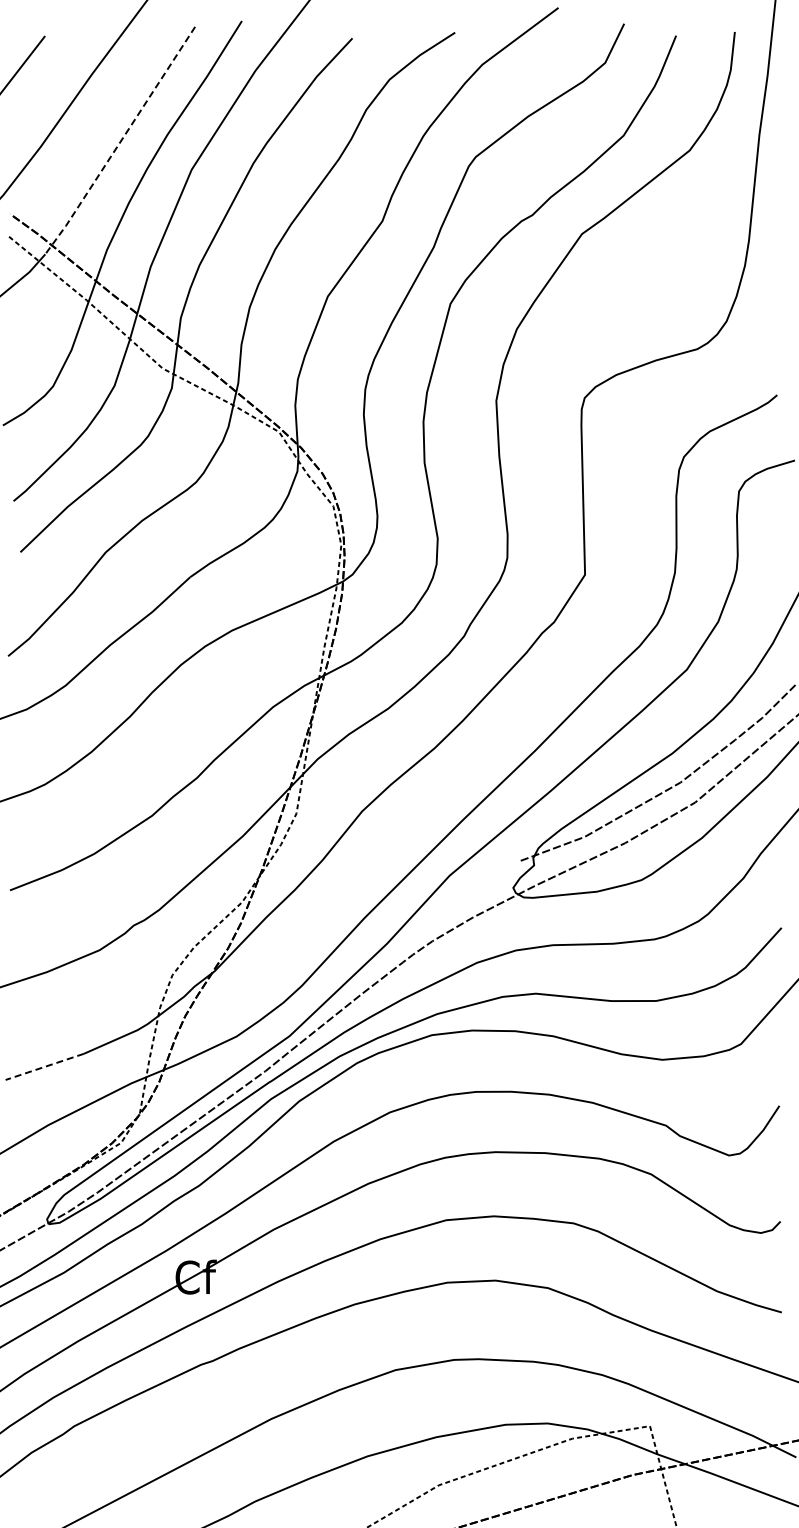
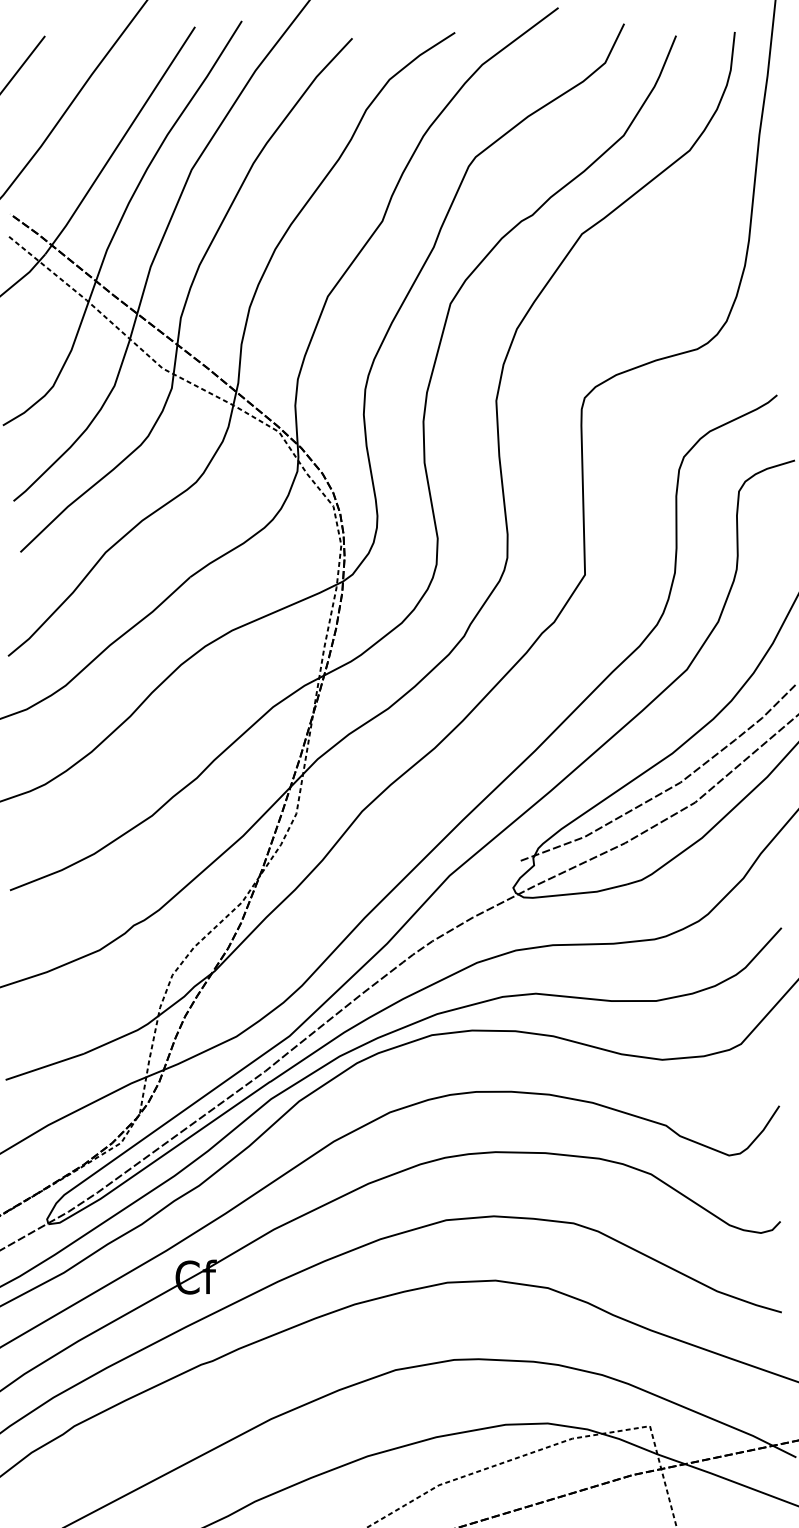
line: dashed -> solid (120, 142)
line: dashed -> solid (44, 1067)
